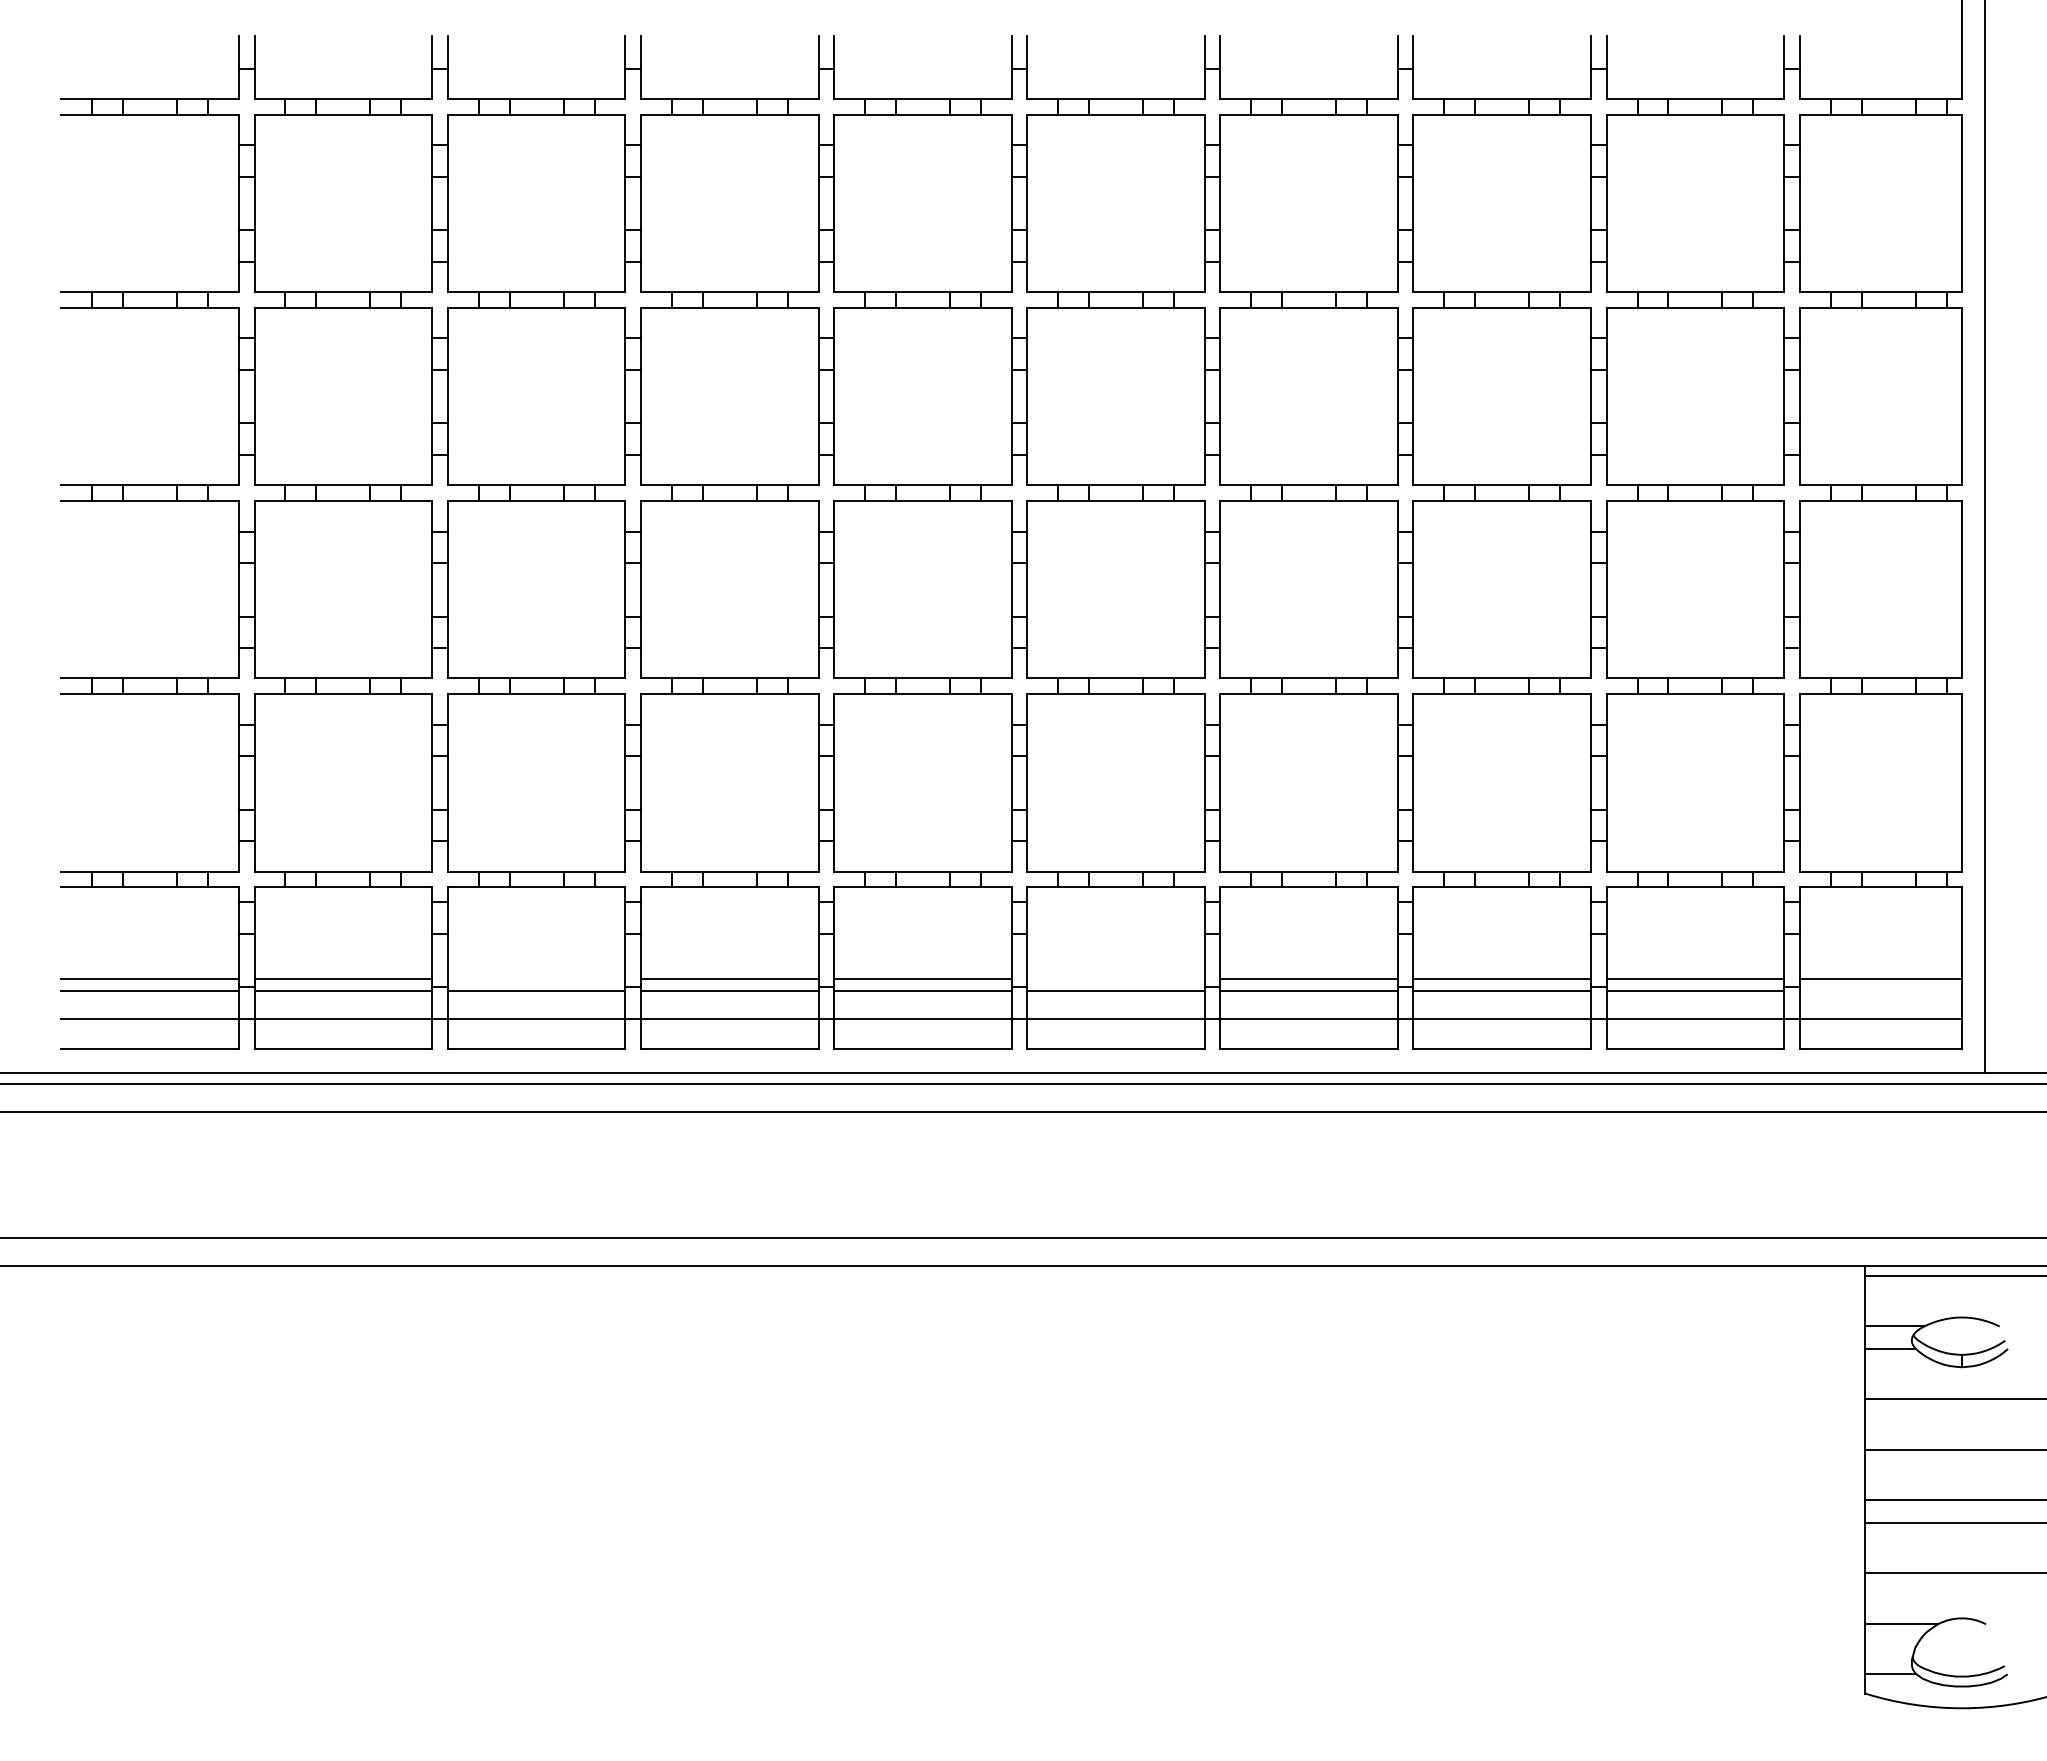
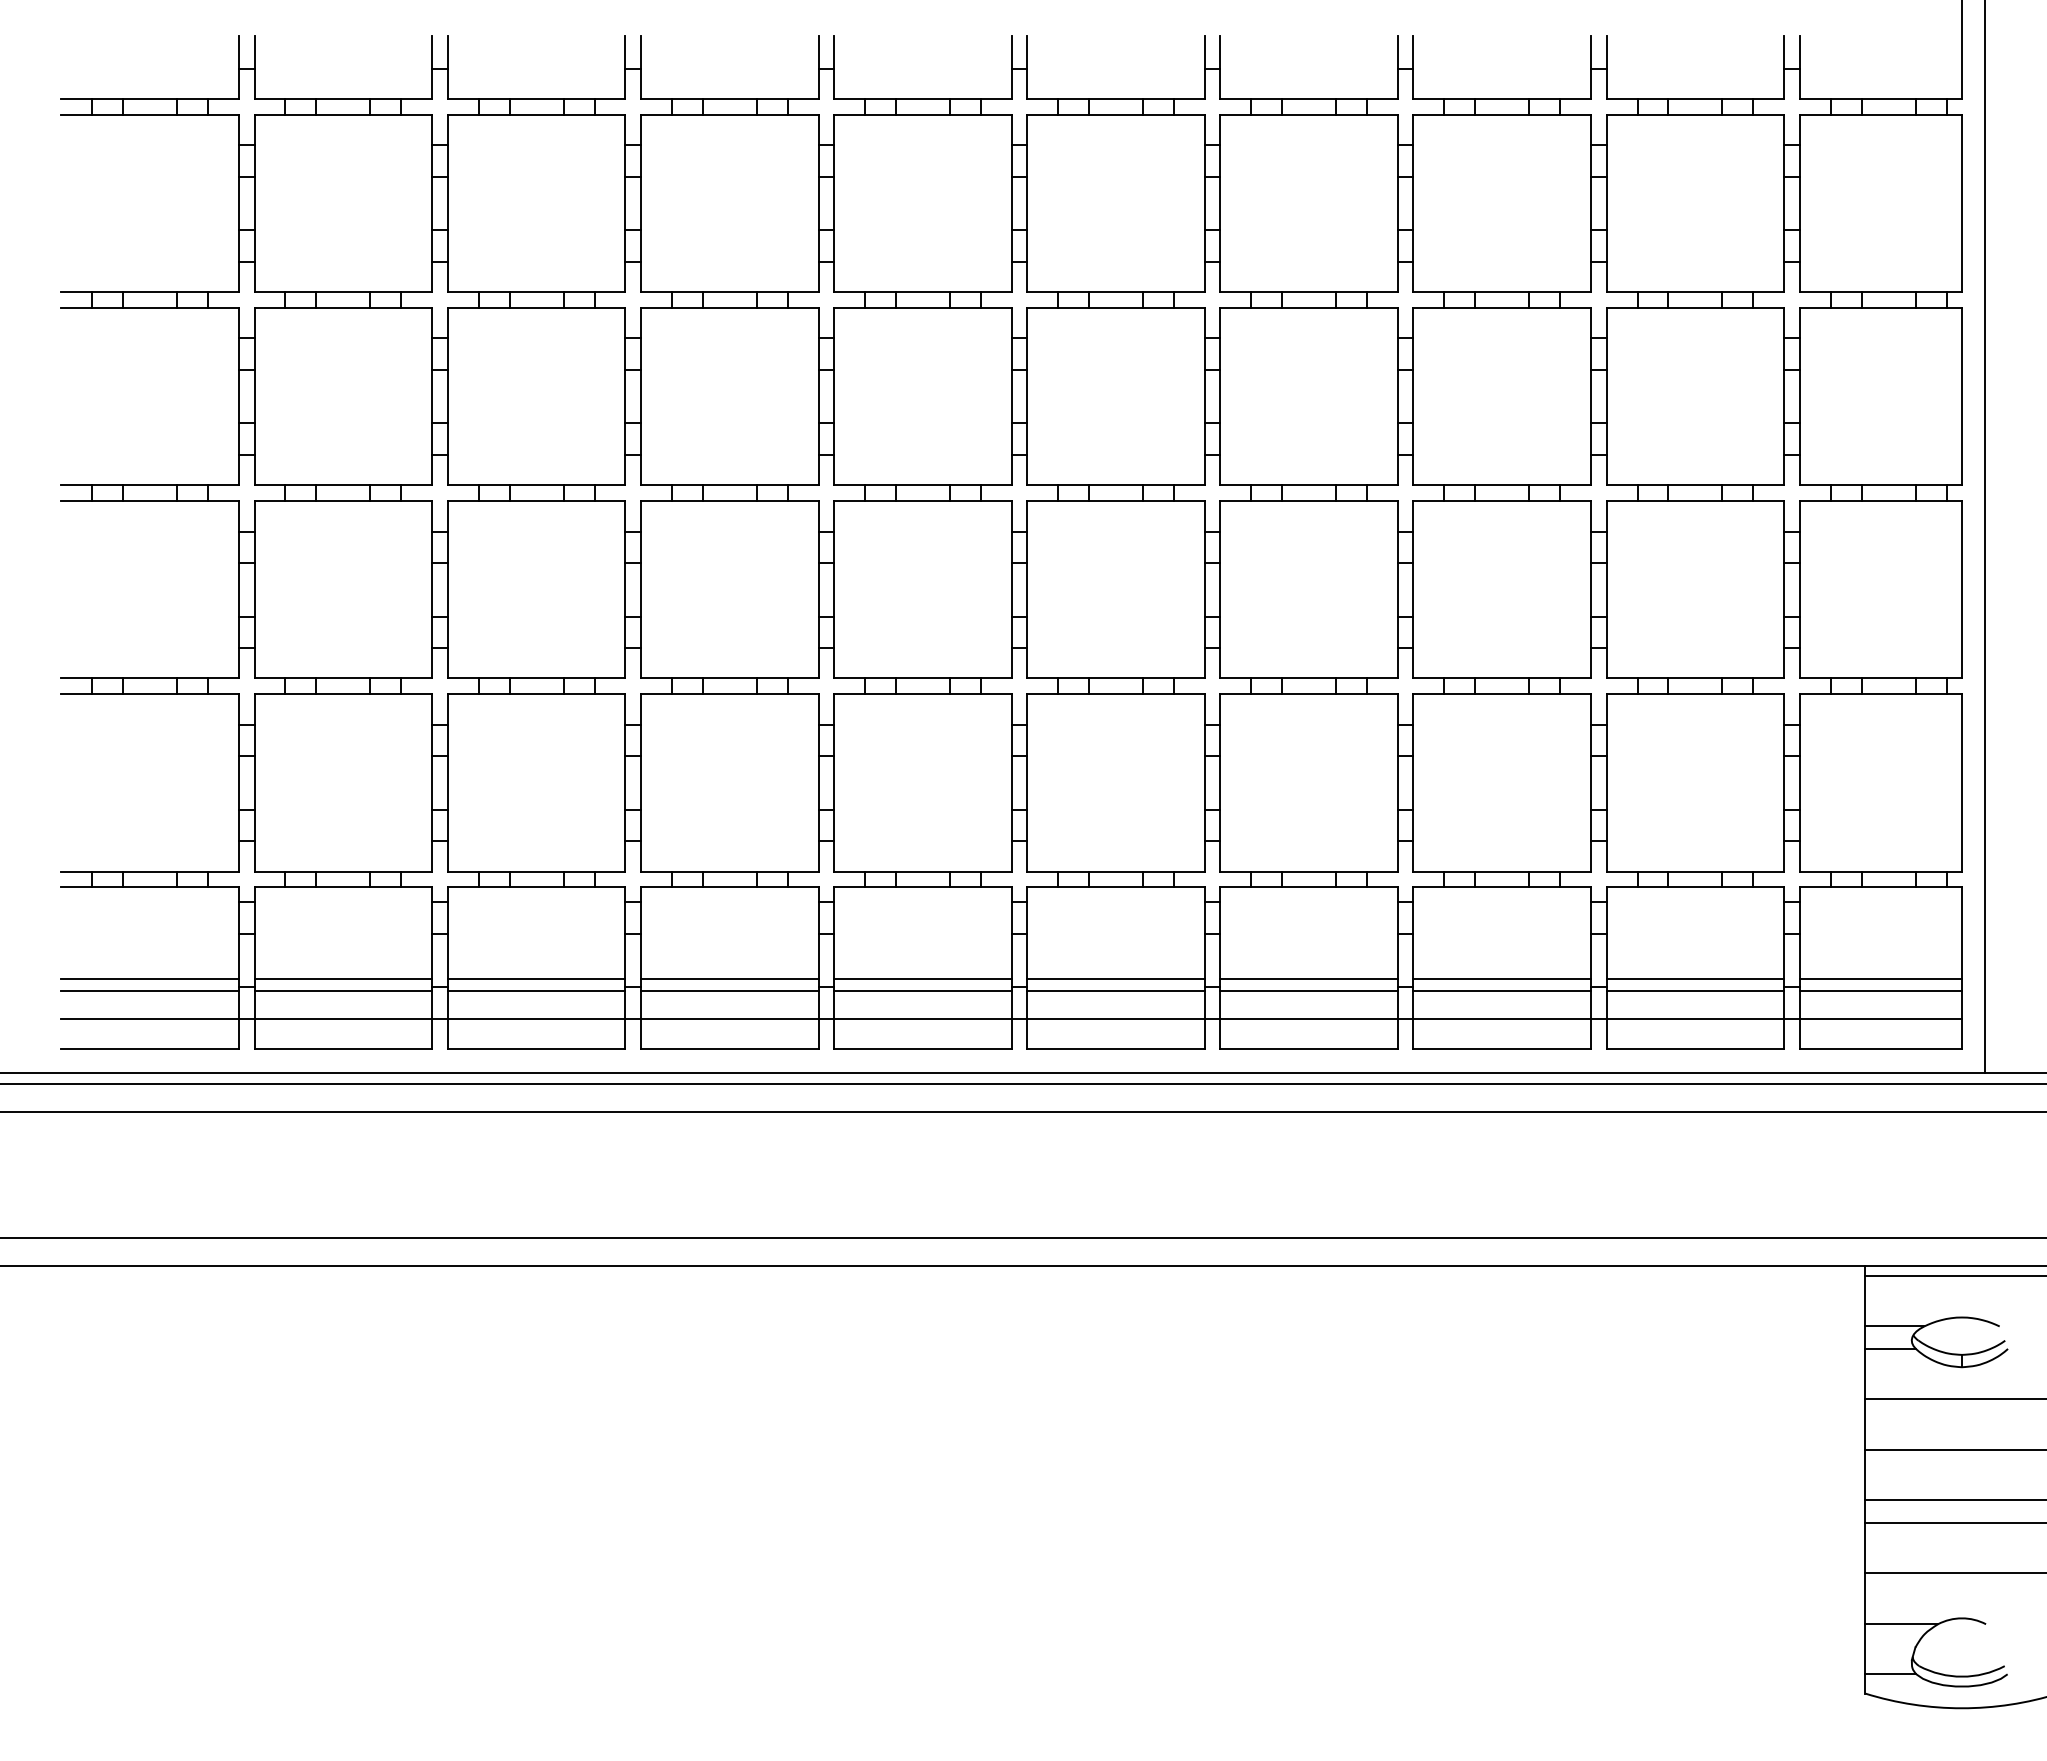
line: none -> present (536, 979)
line: none -> present (1115, 979)
line: none -> present (1880, 991)
